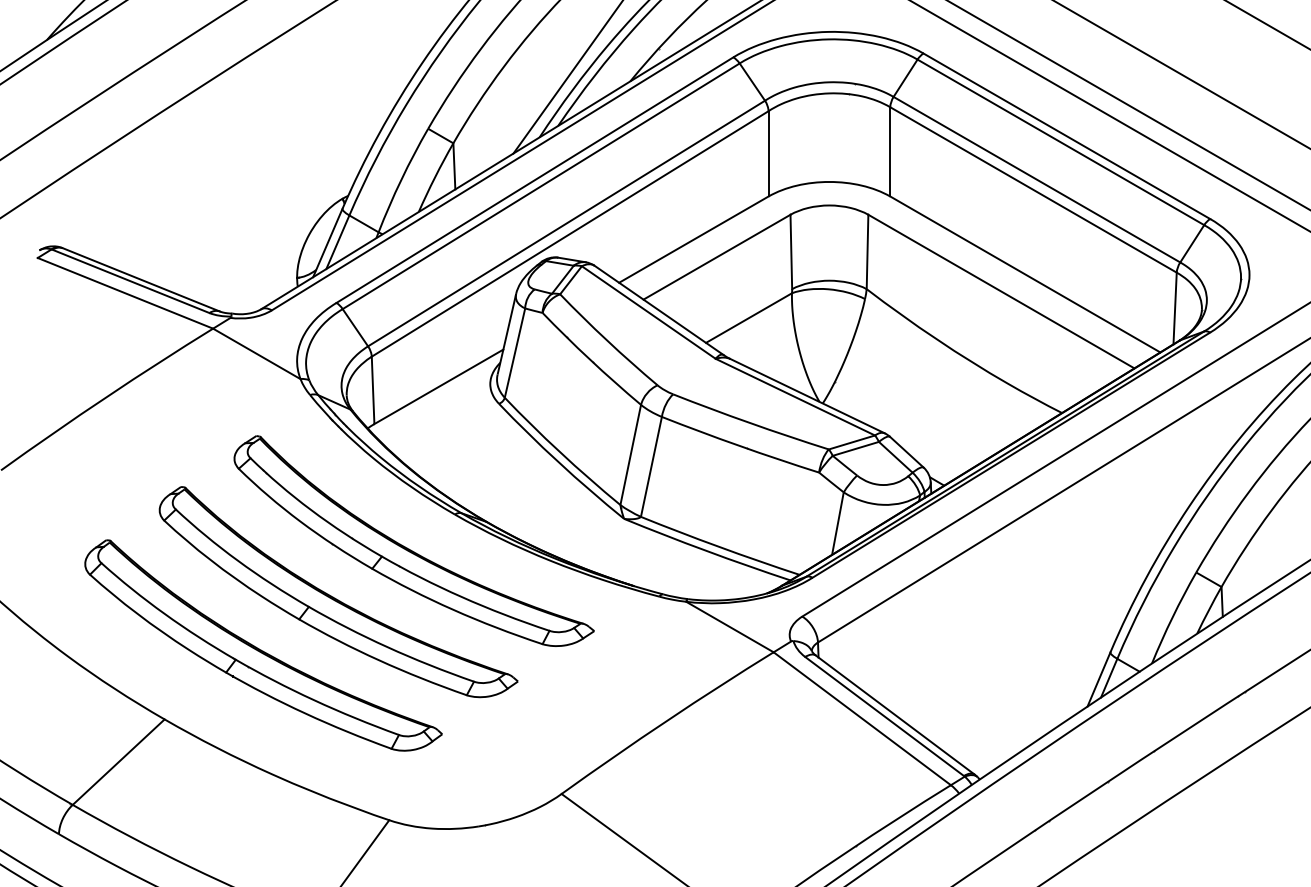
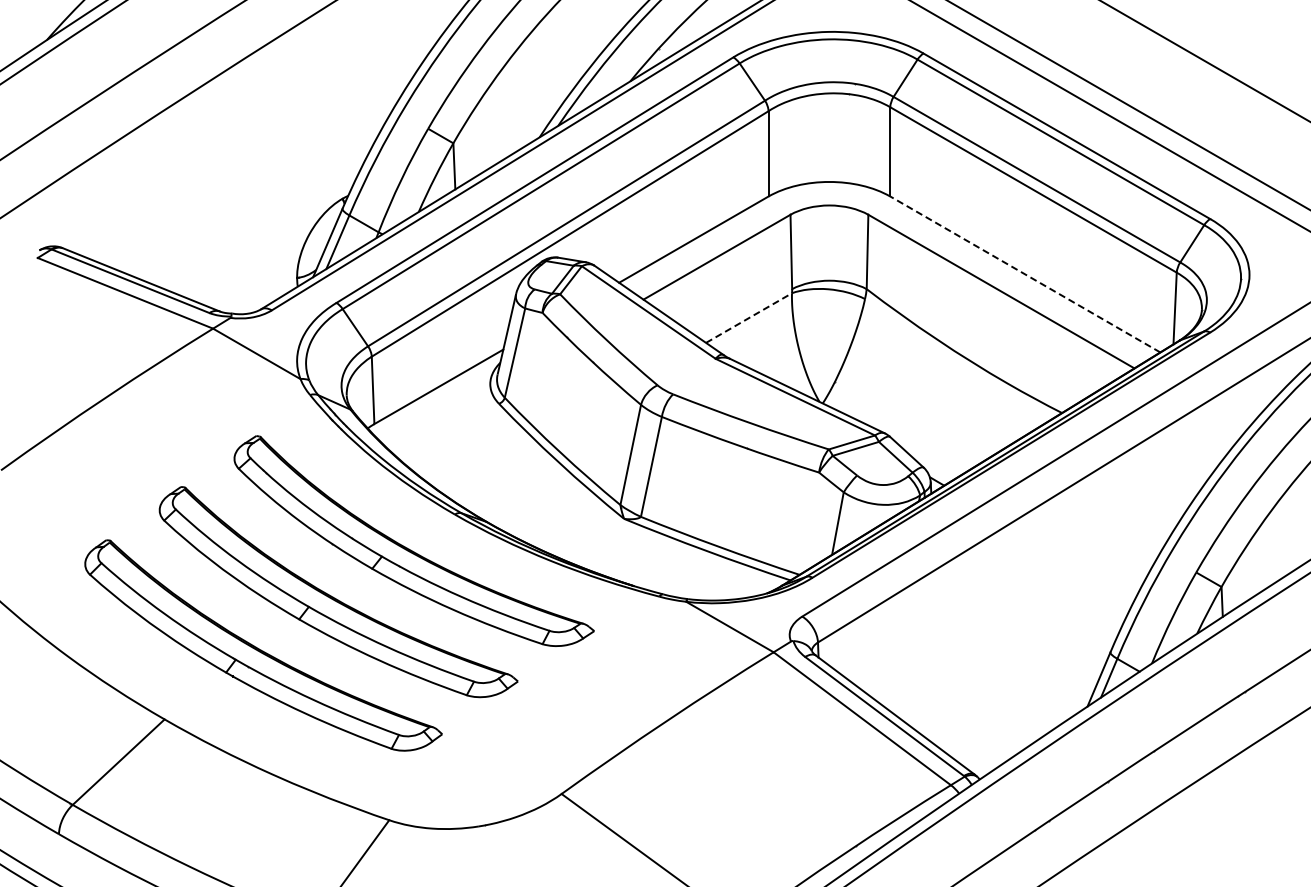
line: present -> none (1267, 24)
line position: (1181, 74) -> (1204, 61) (1204, 61)
line: present -> none (567, 77)
line: solid -> dashed (1025, 274)
line: solid -> dashed (749, 318)
